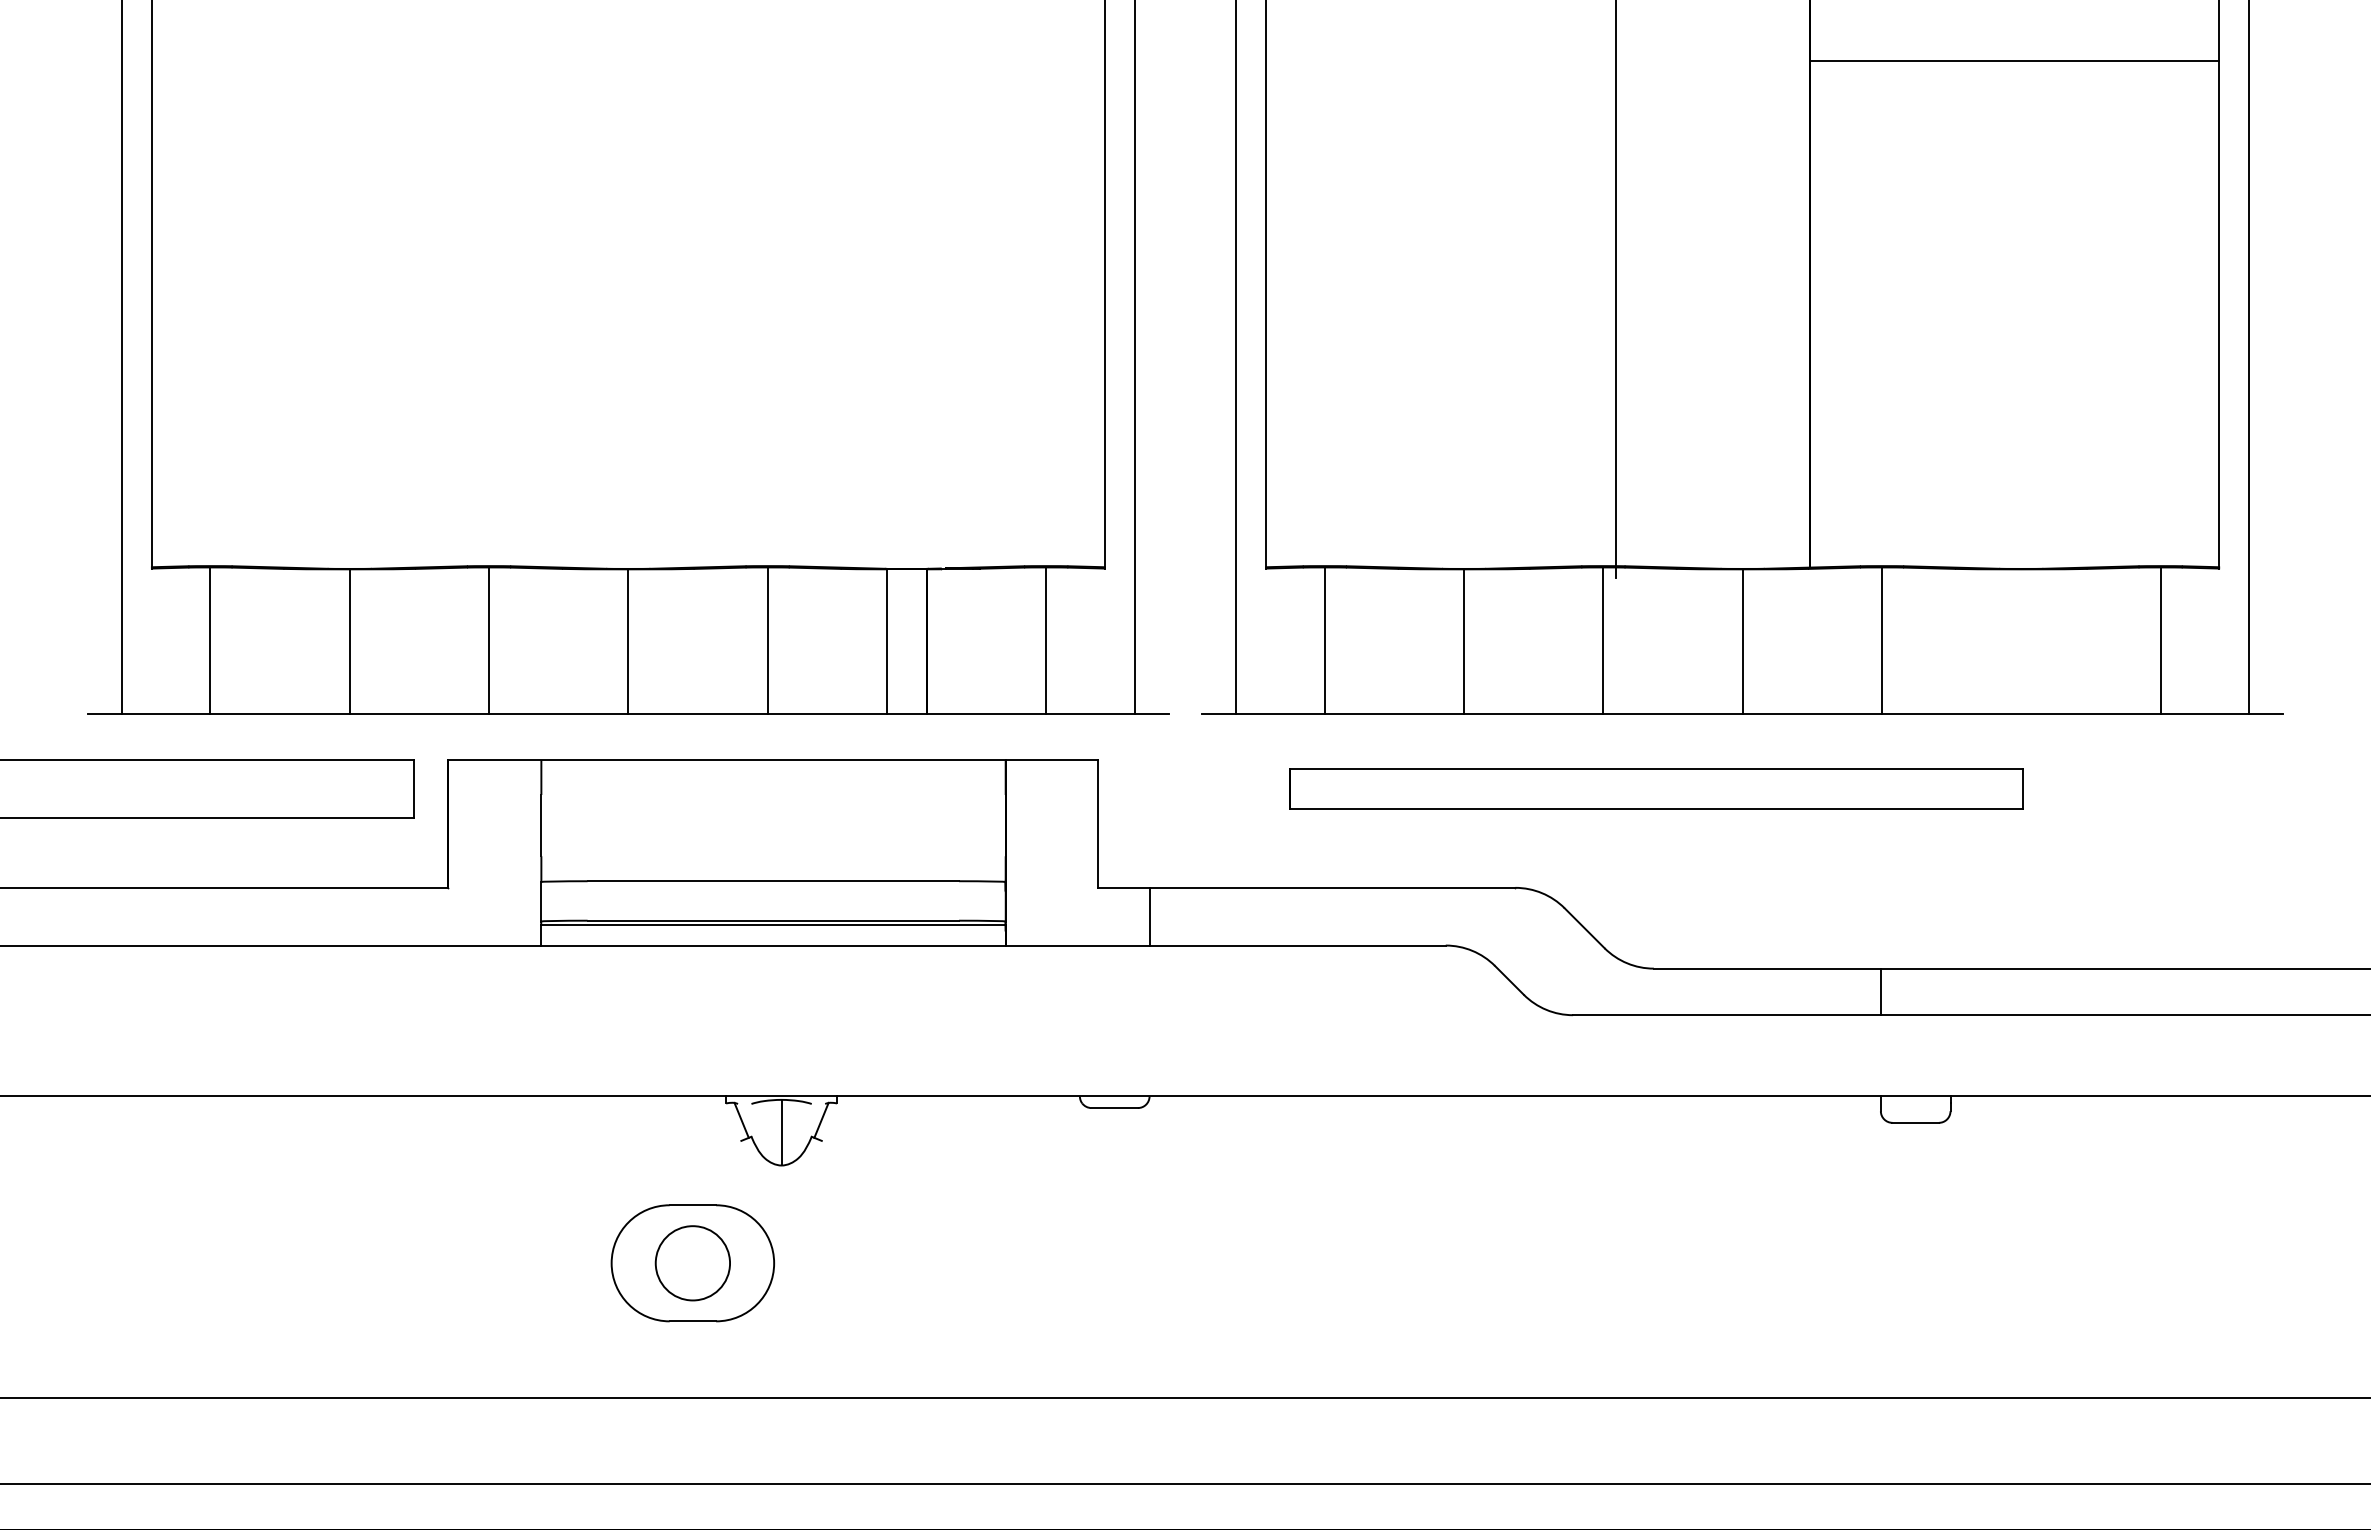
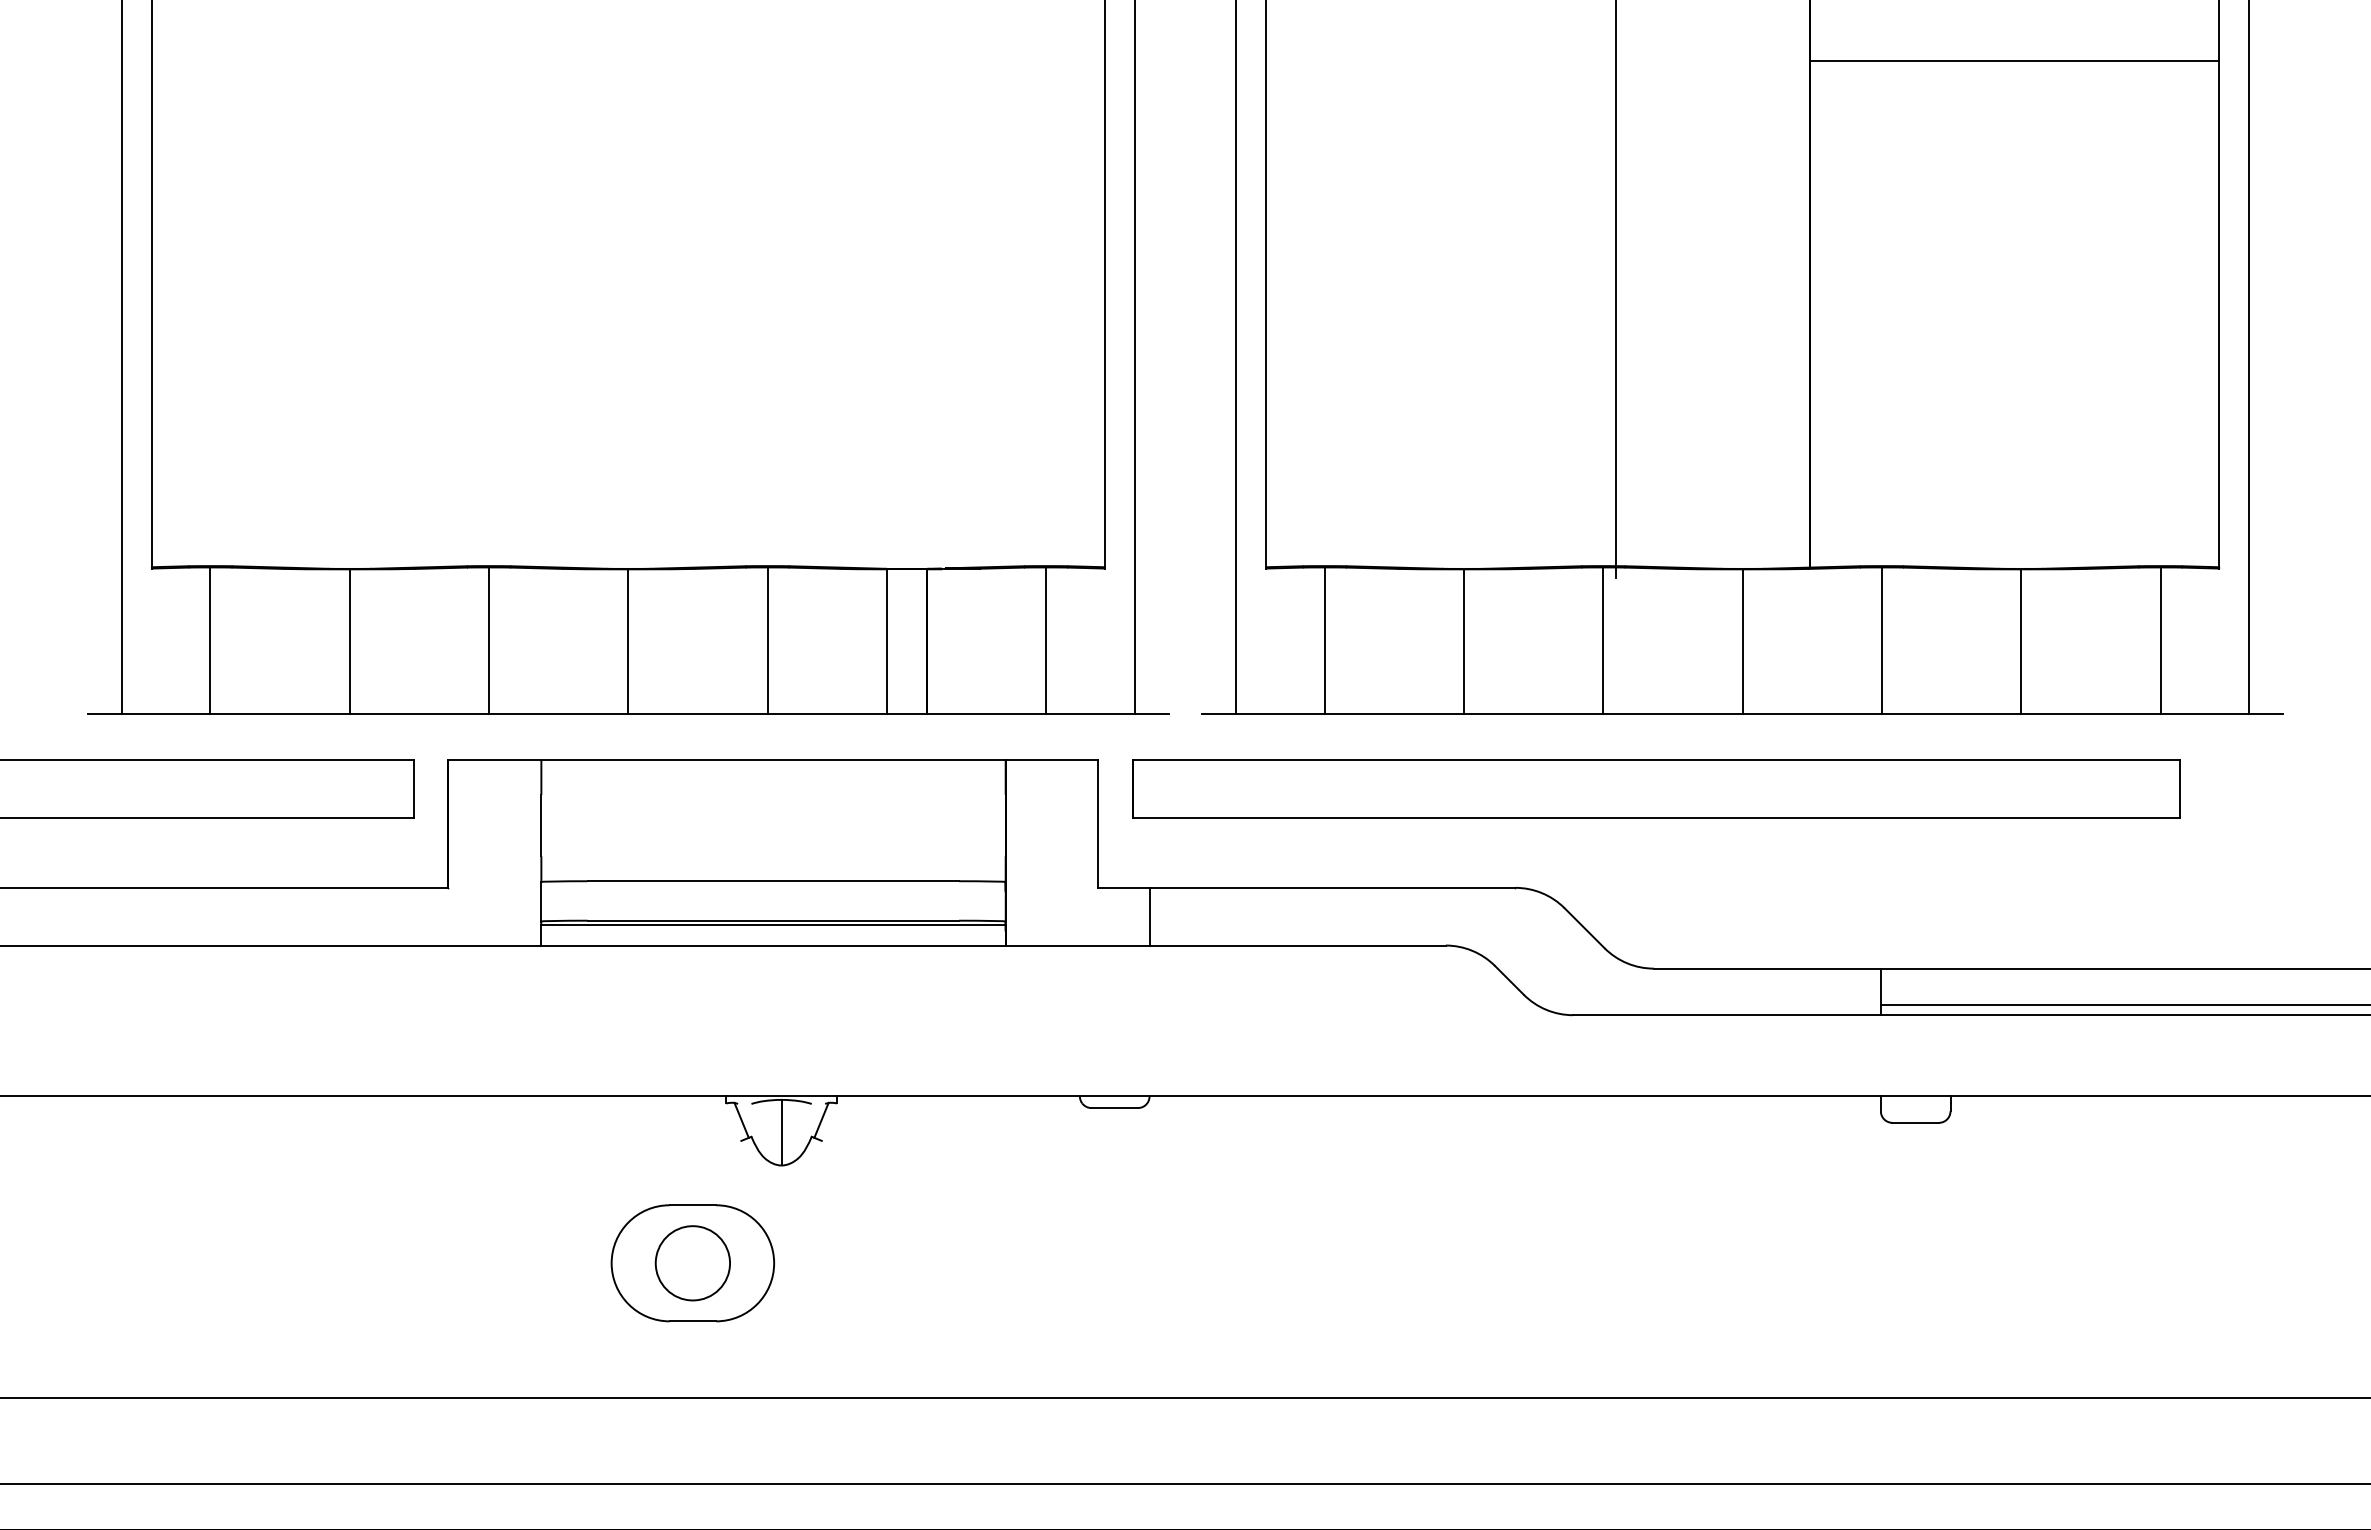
line: none -> present (2021, 641)
part size: 735x42 px -> 1049x60 px (1656, 788)
line: none -> present (2123, 1005)
